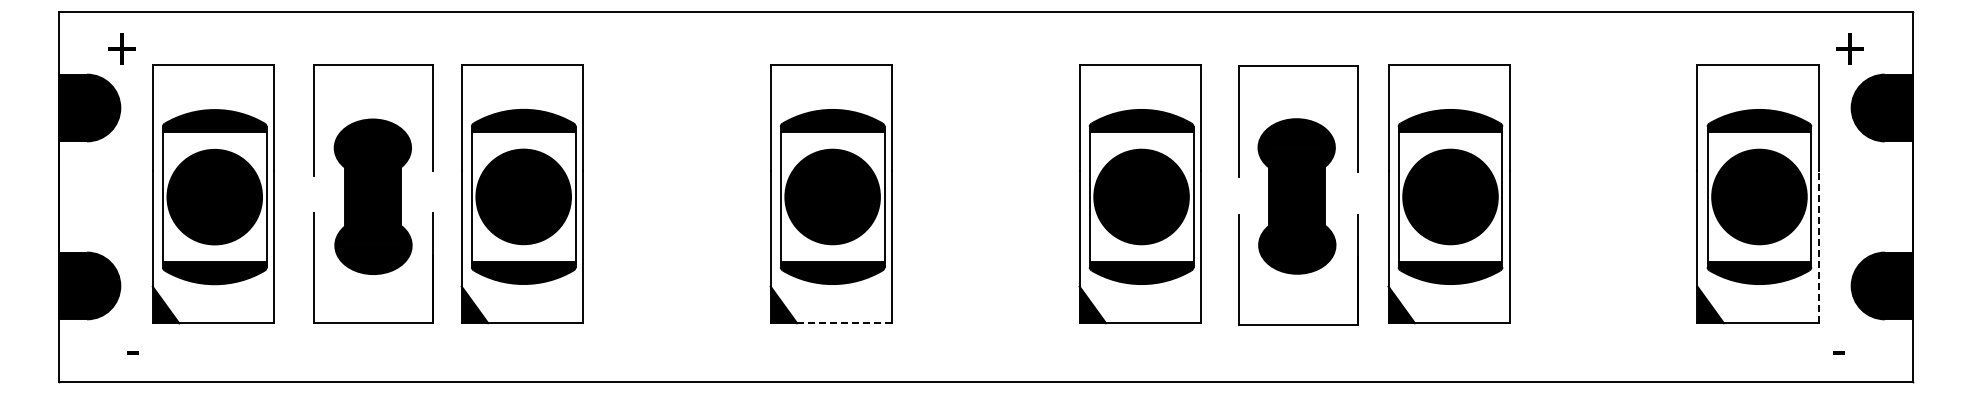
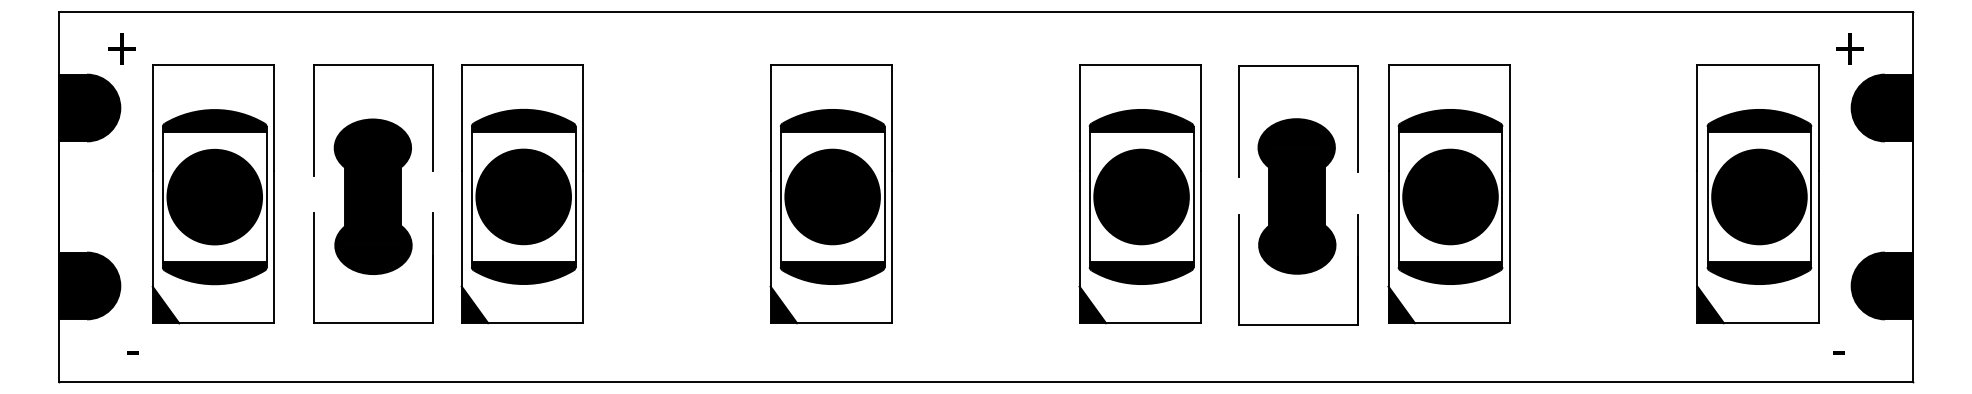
line: dashed -> solid (1819, 246)
line: dashed -> solid (844, 323)
